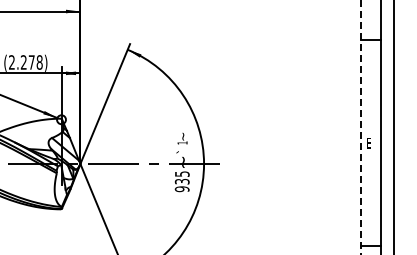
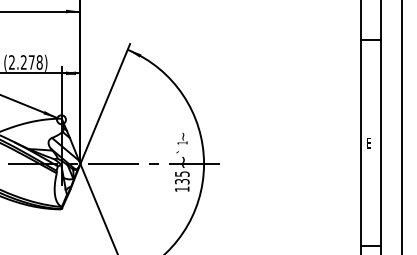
line position: (393, 126) -> (401, 126) (401, 126)
line: dashed -> solid (360, 127)
text: 935 -> 135 (181, 189)
